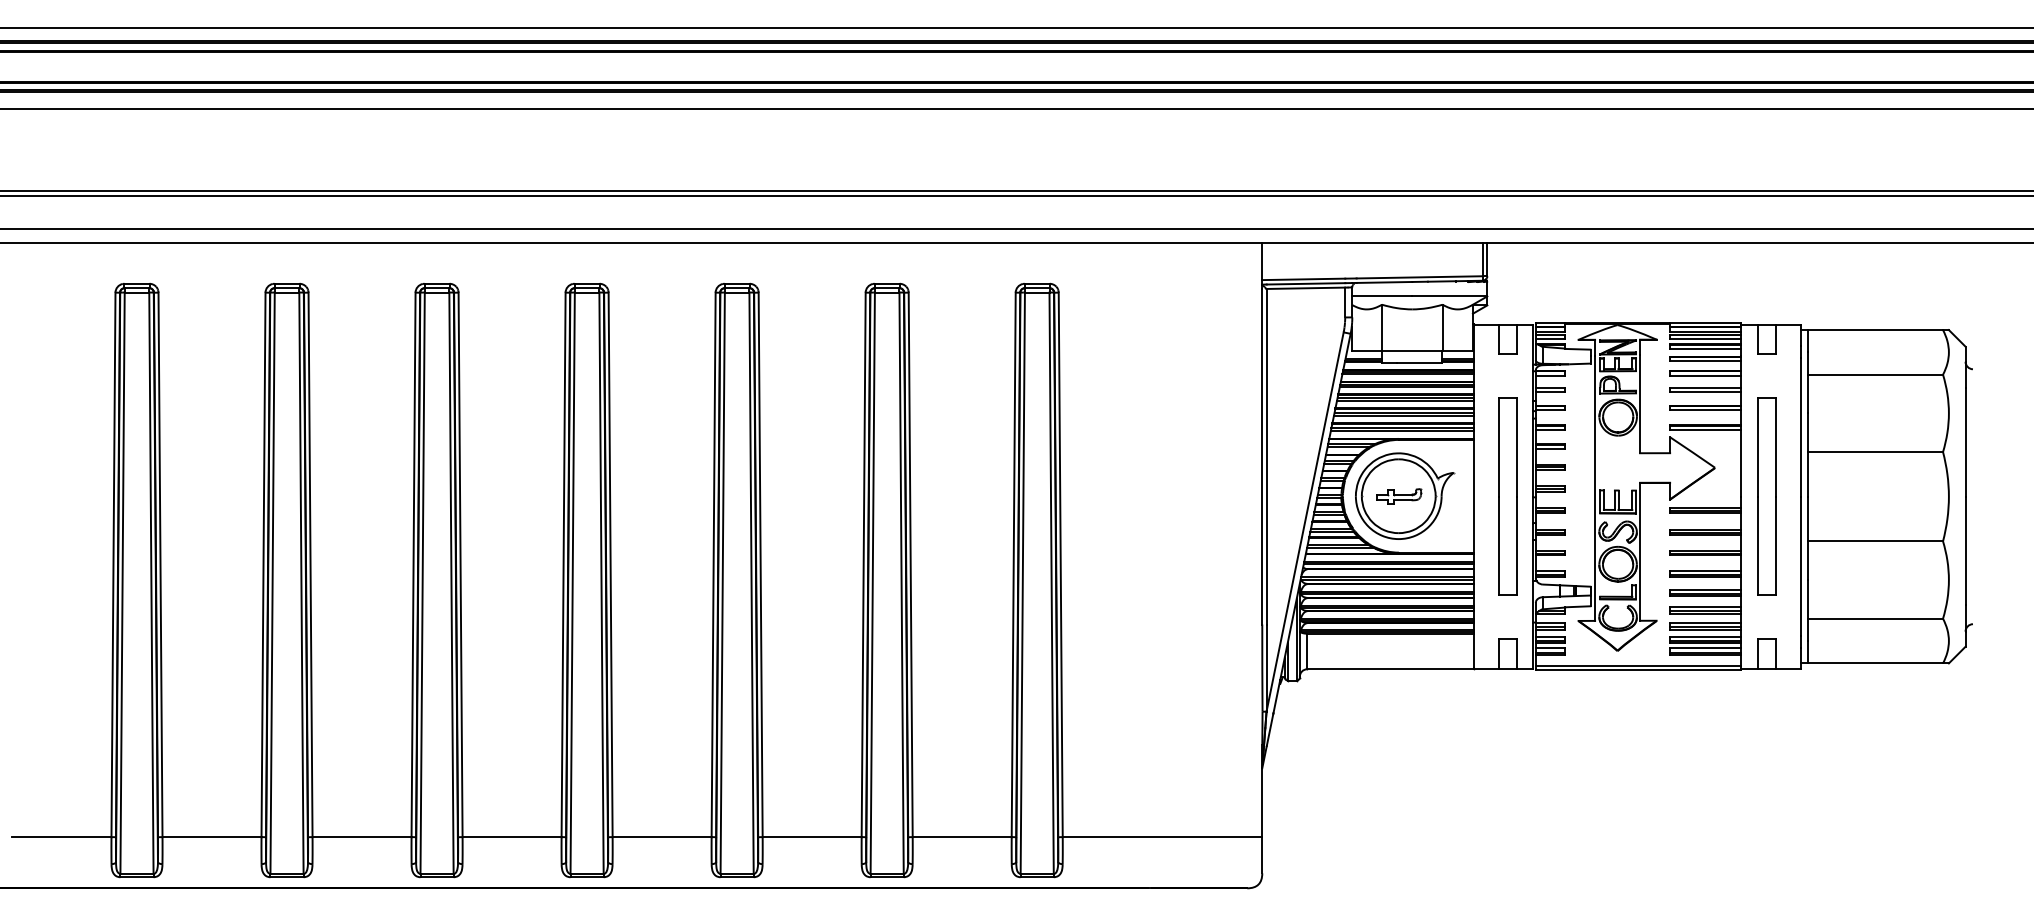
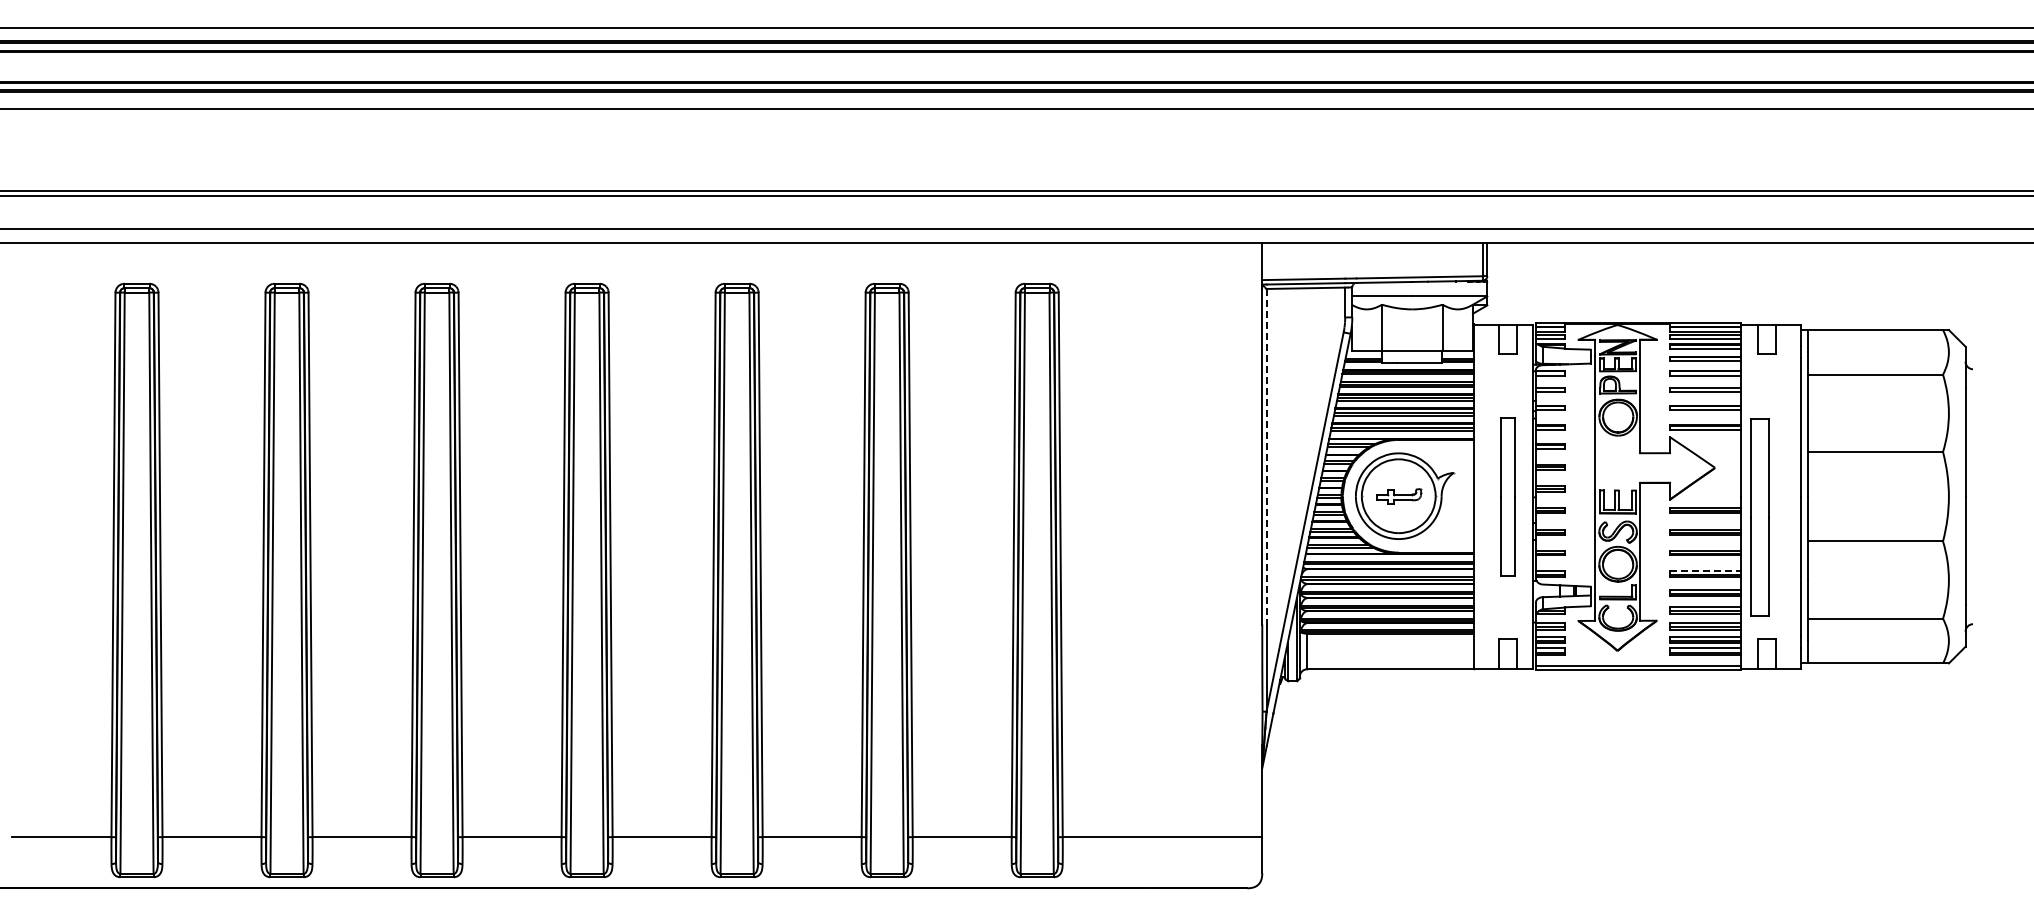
line: solid -> dashed (1266, 456)
part size: 20x199 px -> 16x160 px (1507, 496)
part position: (1766, 496) -> (1759, 517) (1759, 517)
line: solid -> dashed (1705, 570)
